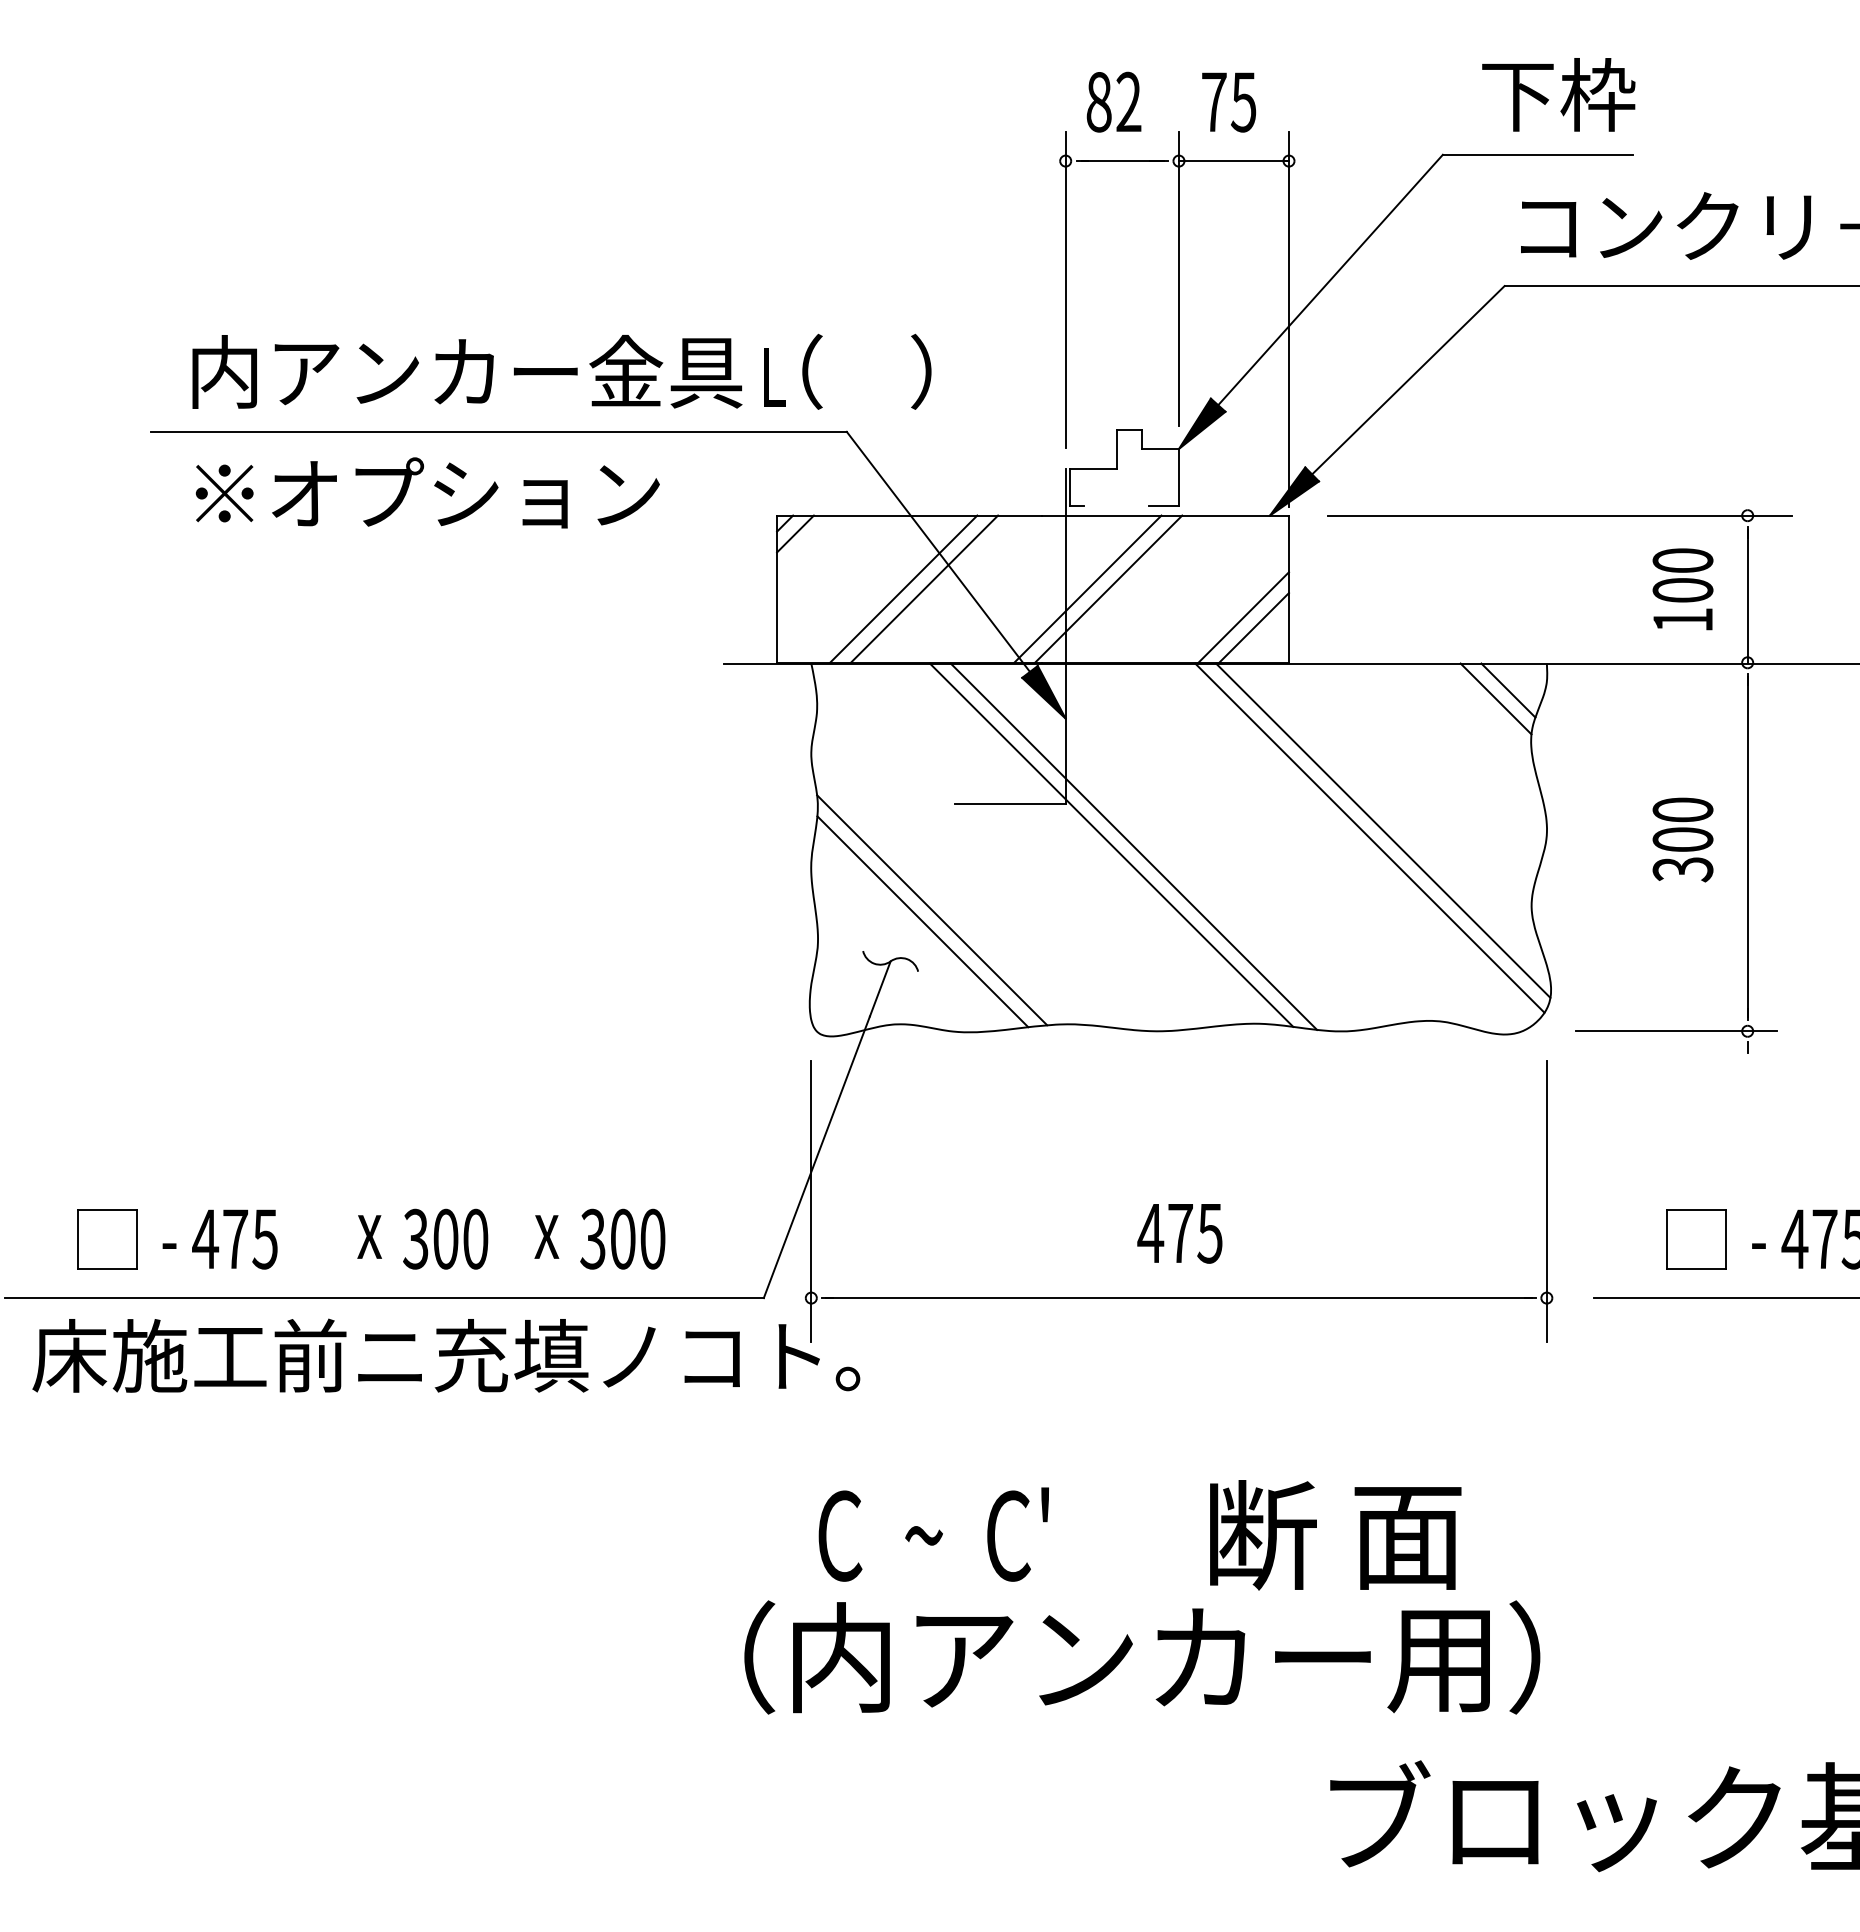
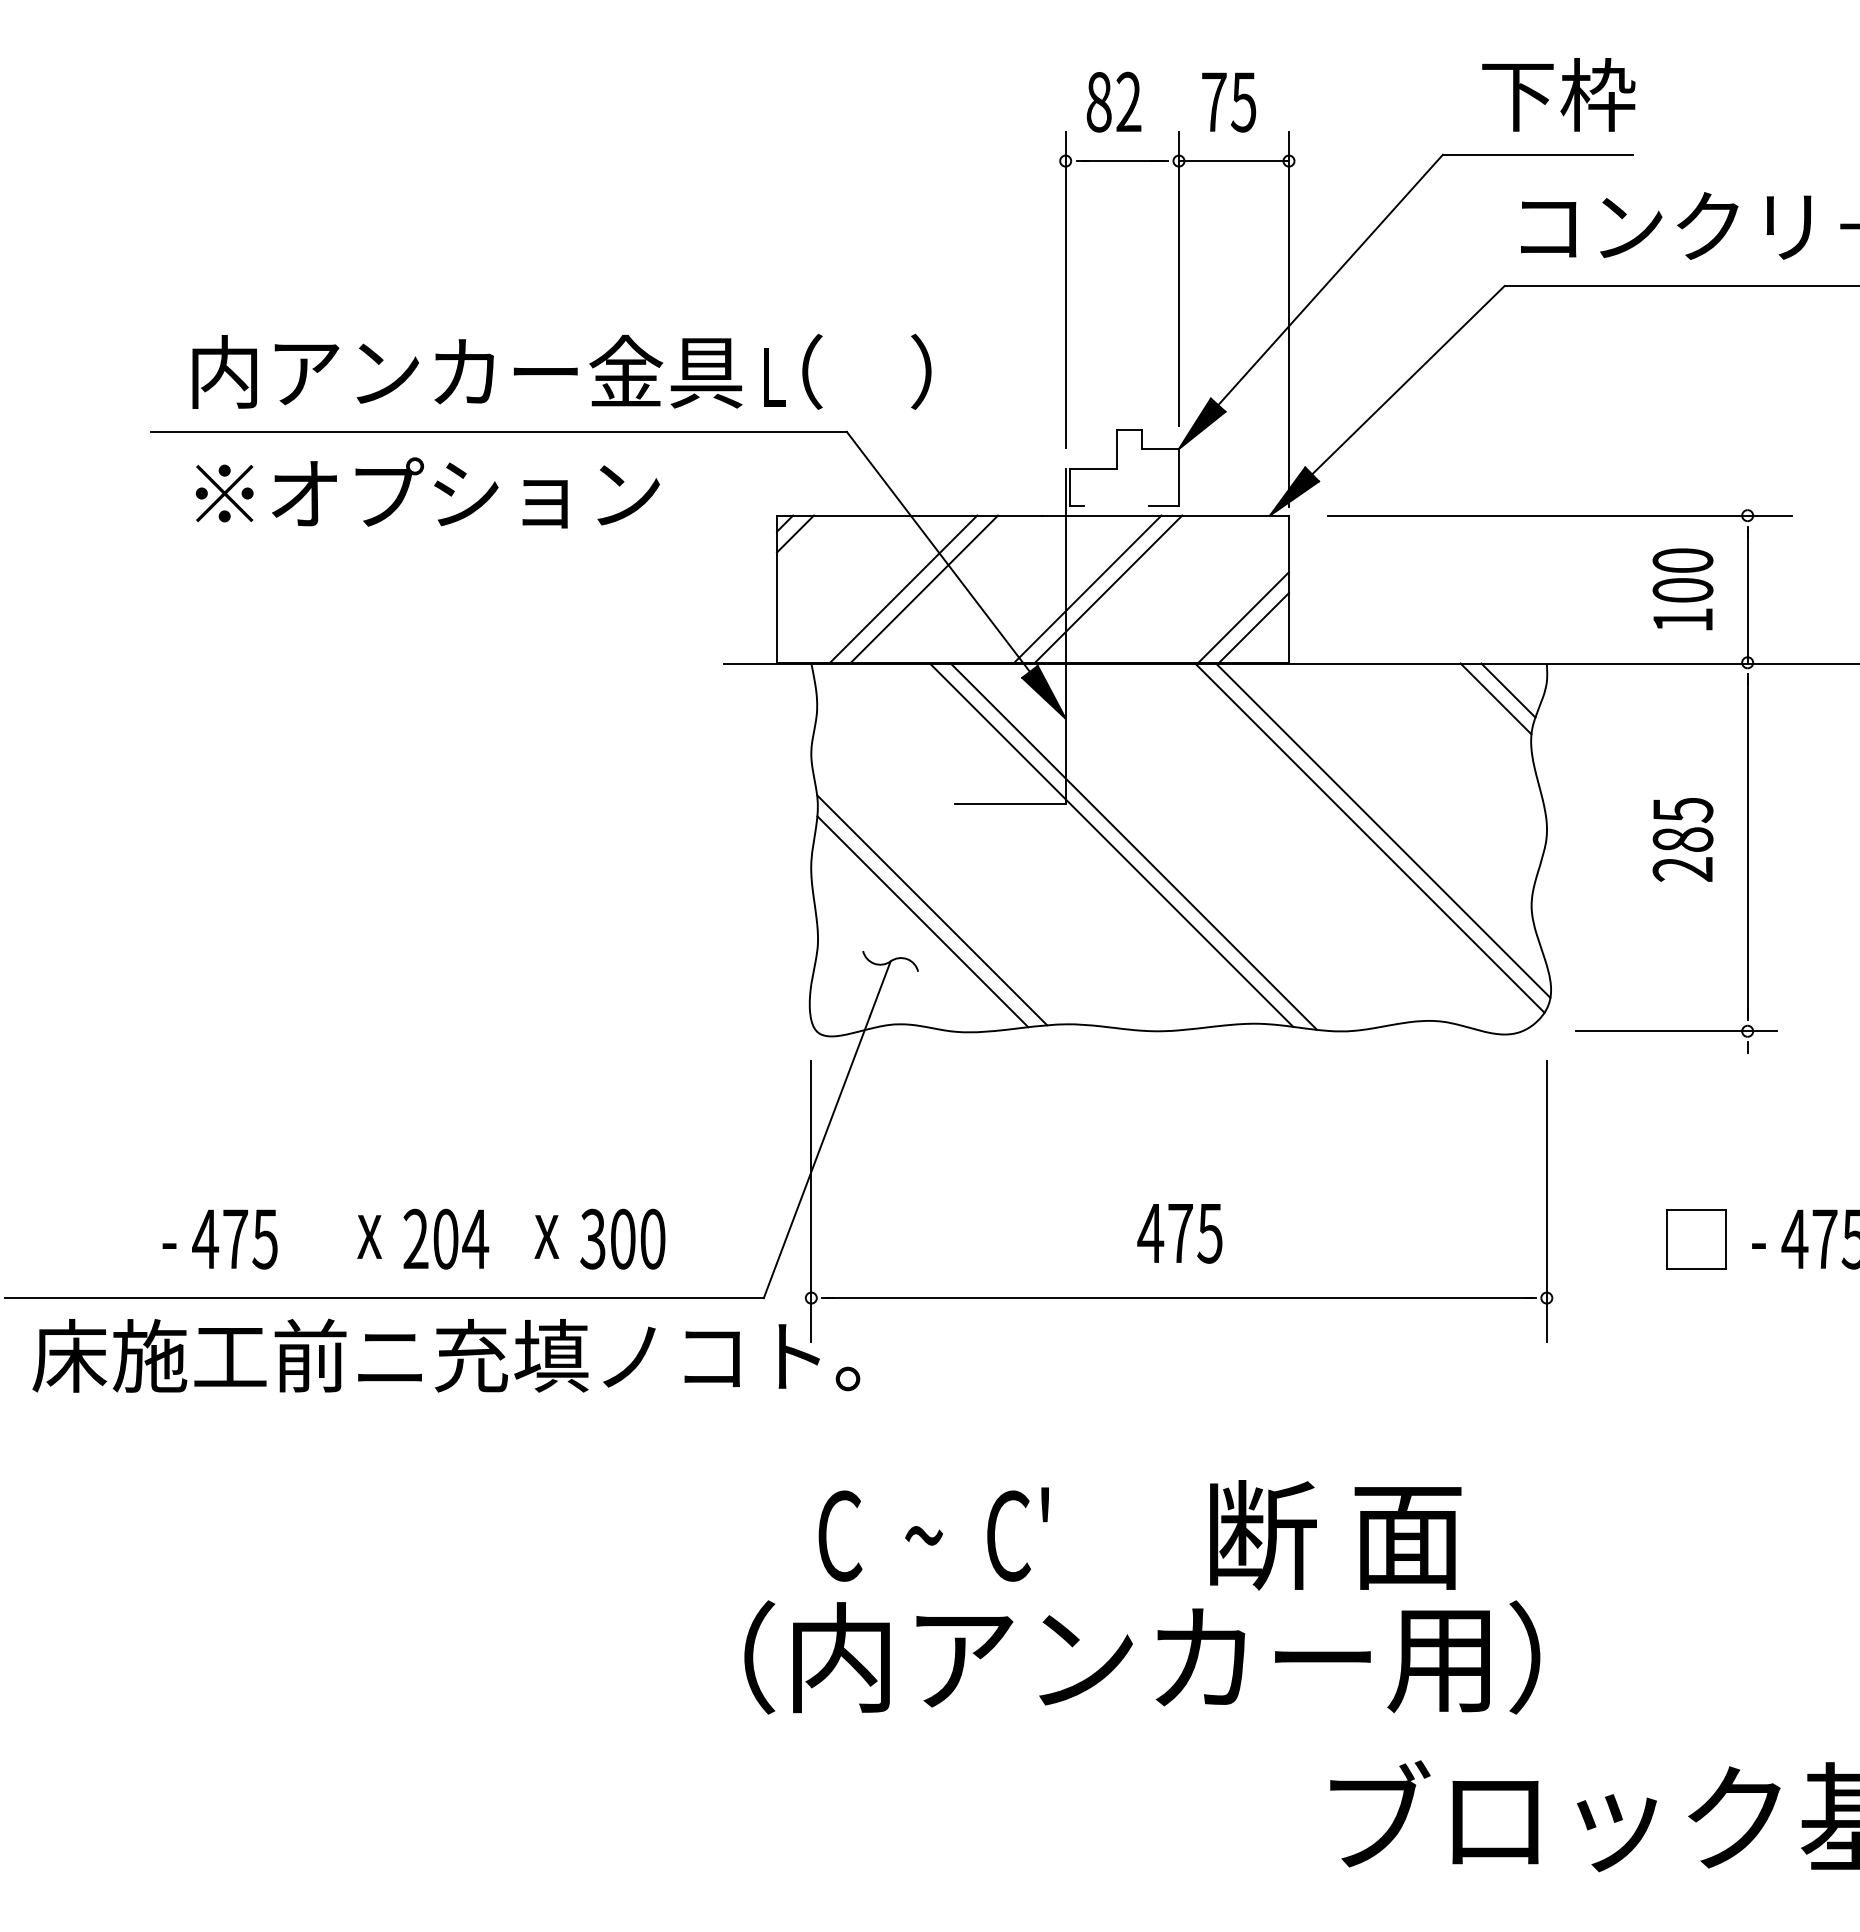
text: 300 -> 285 (1682, 839)
text: 300 -> 204 (446, 1238)
part: present -> none (107, 1239)
line: present -> none (1725, 1298)
